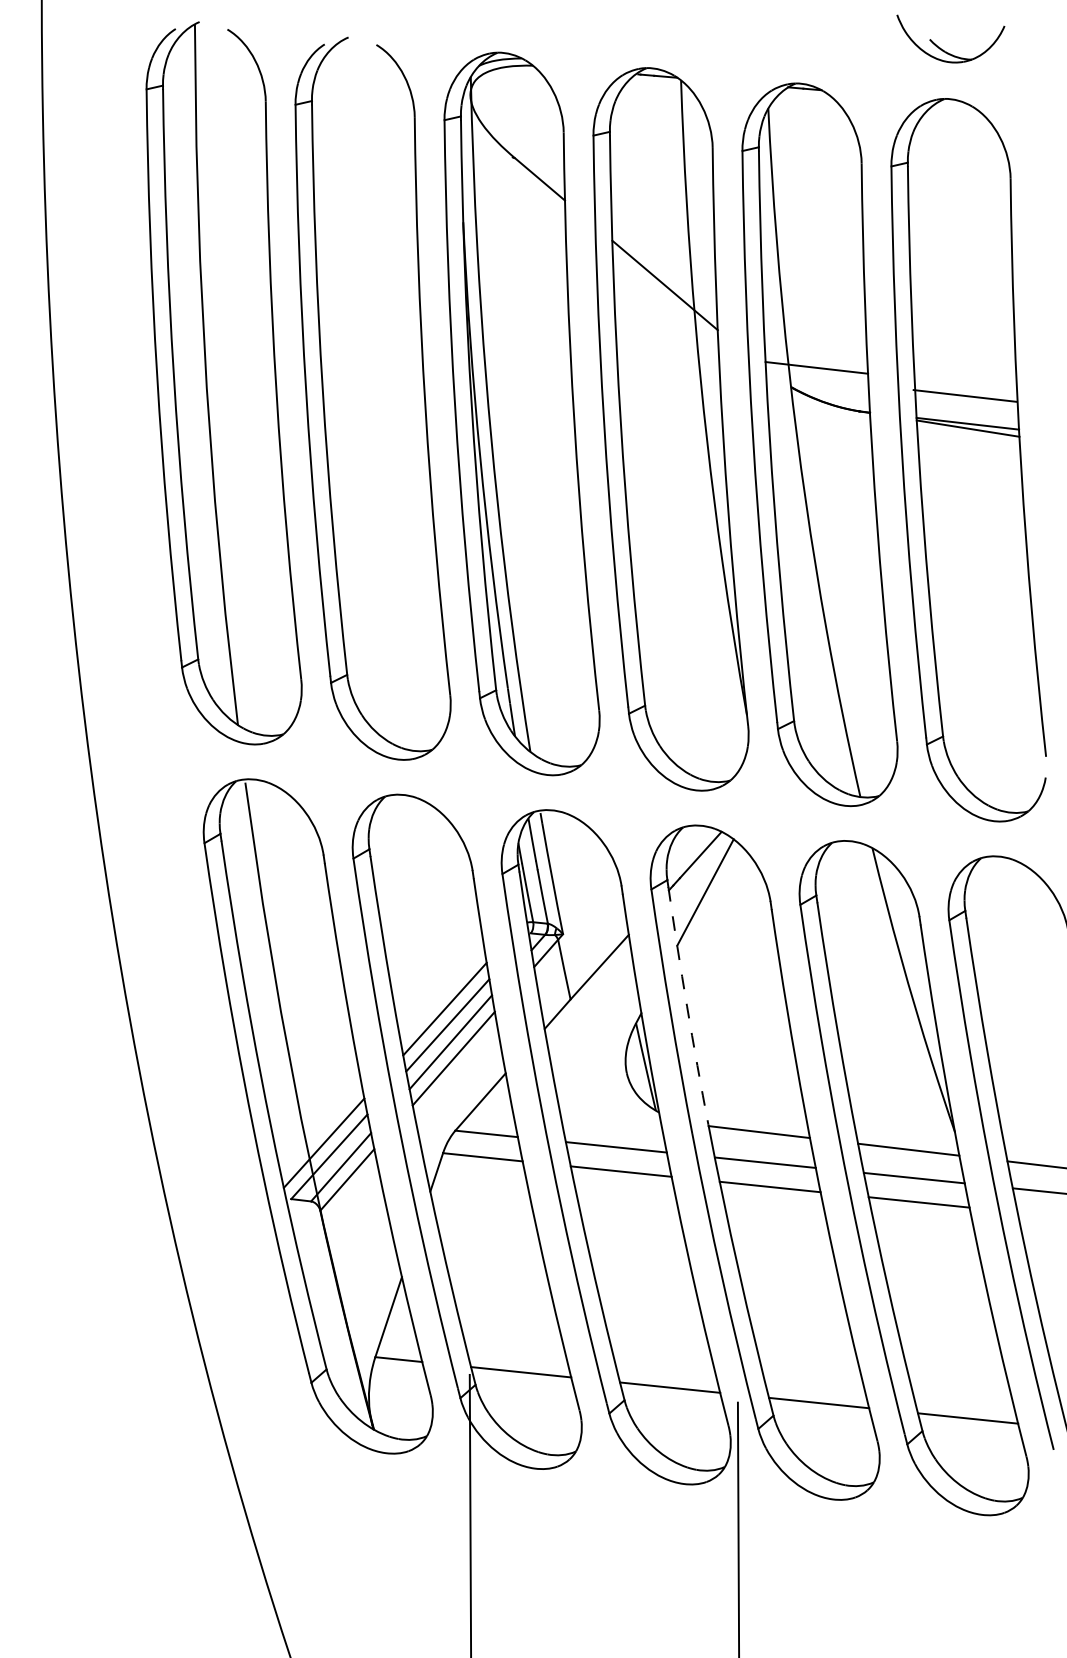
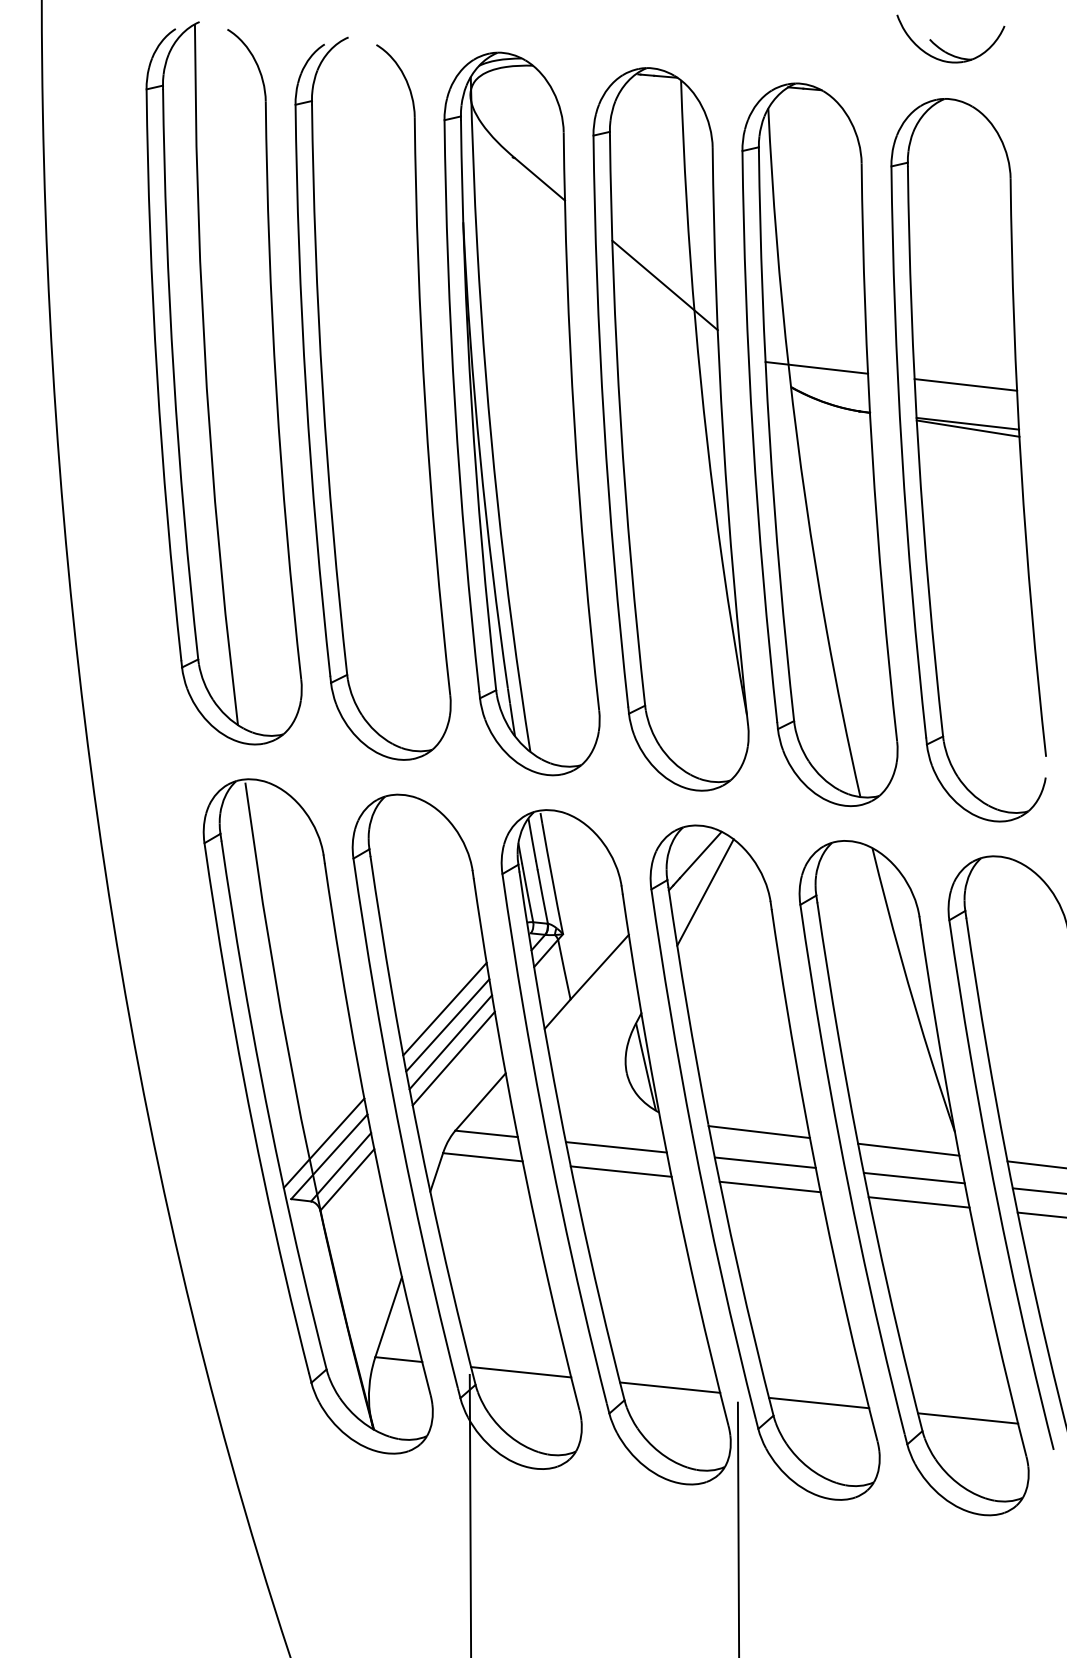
line position: (964, 395) -> (965, 384) (965, 384)
arc: dashed -> solid (687, 1006)
line: none -> present (1040, 1214)
